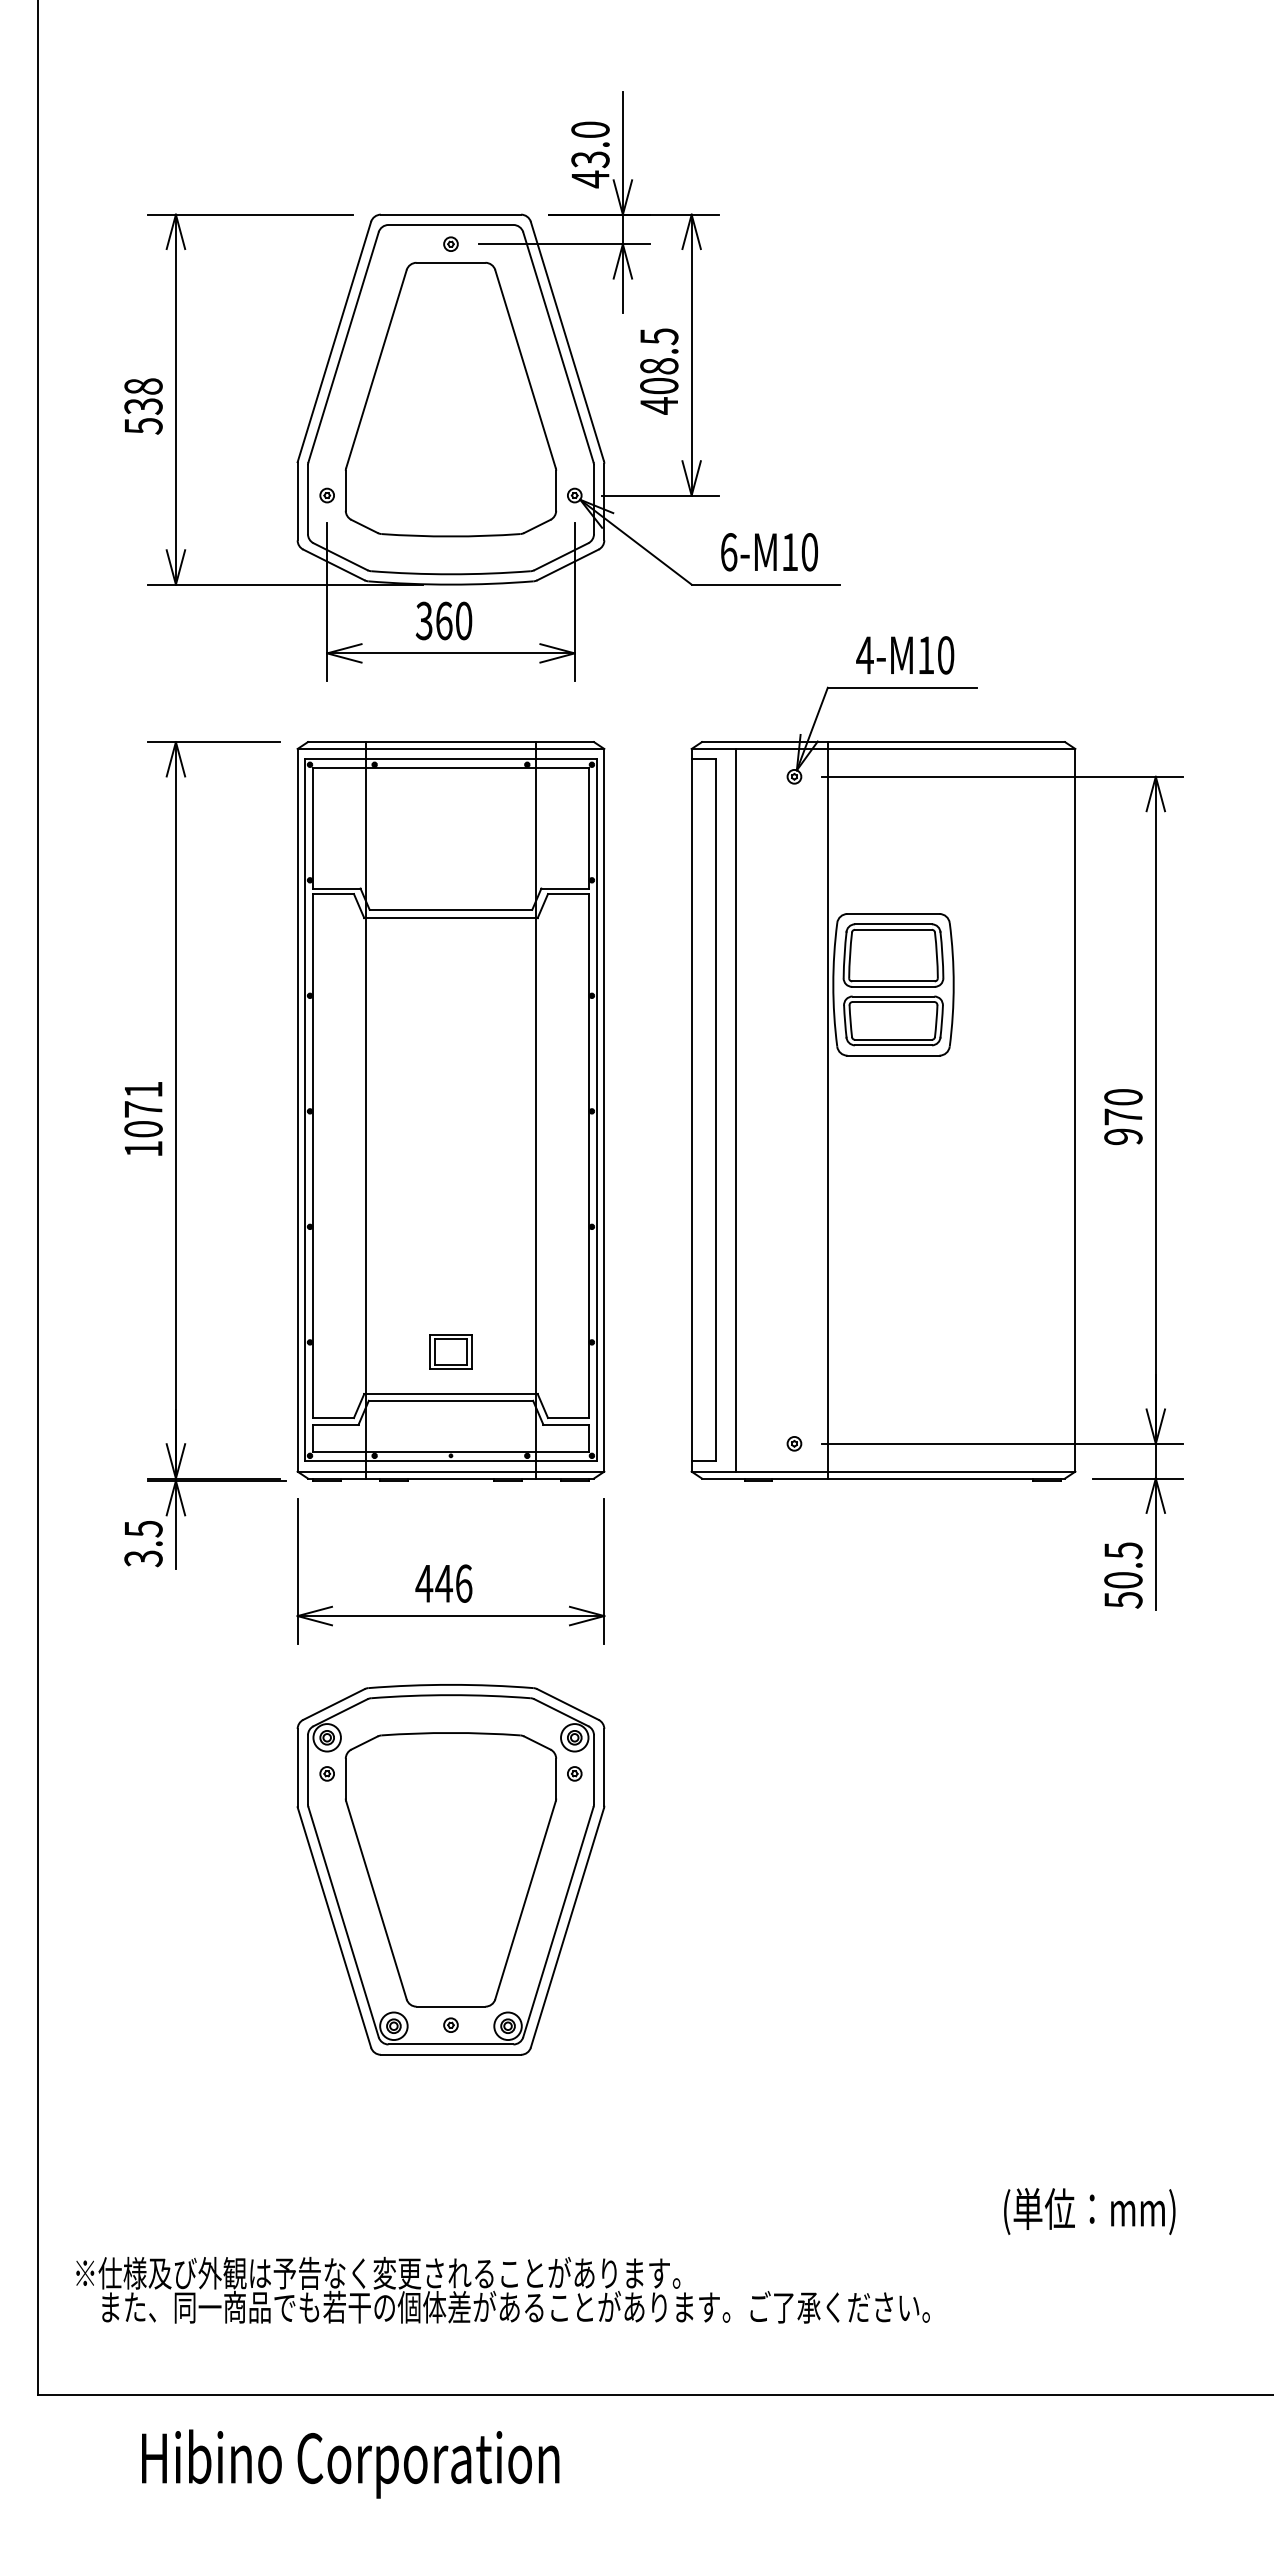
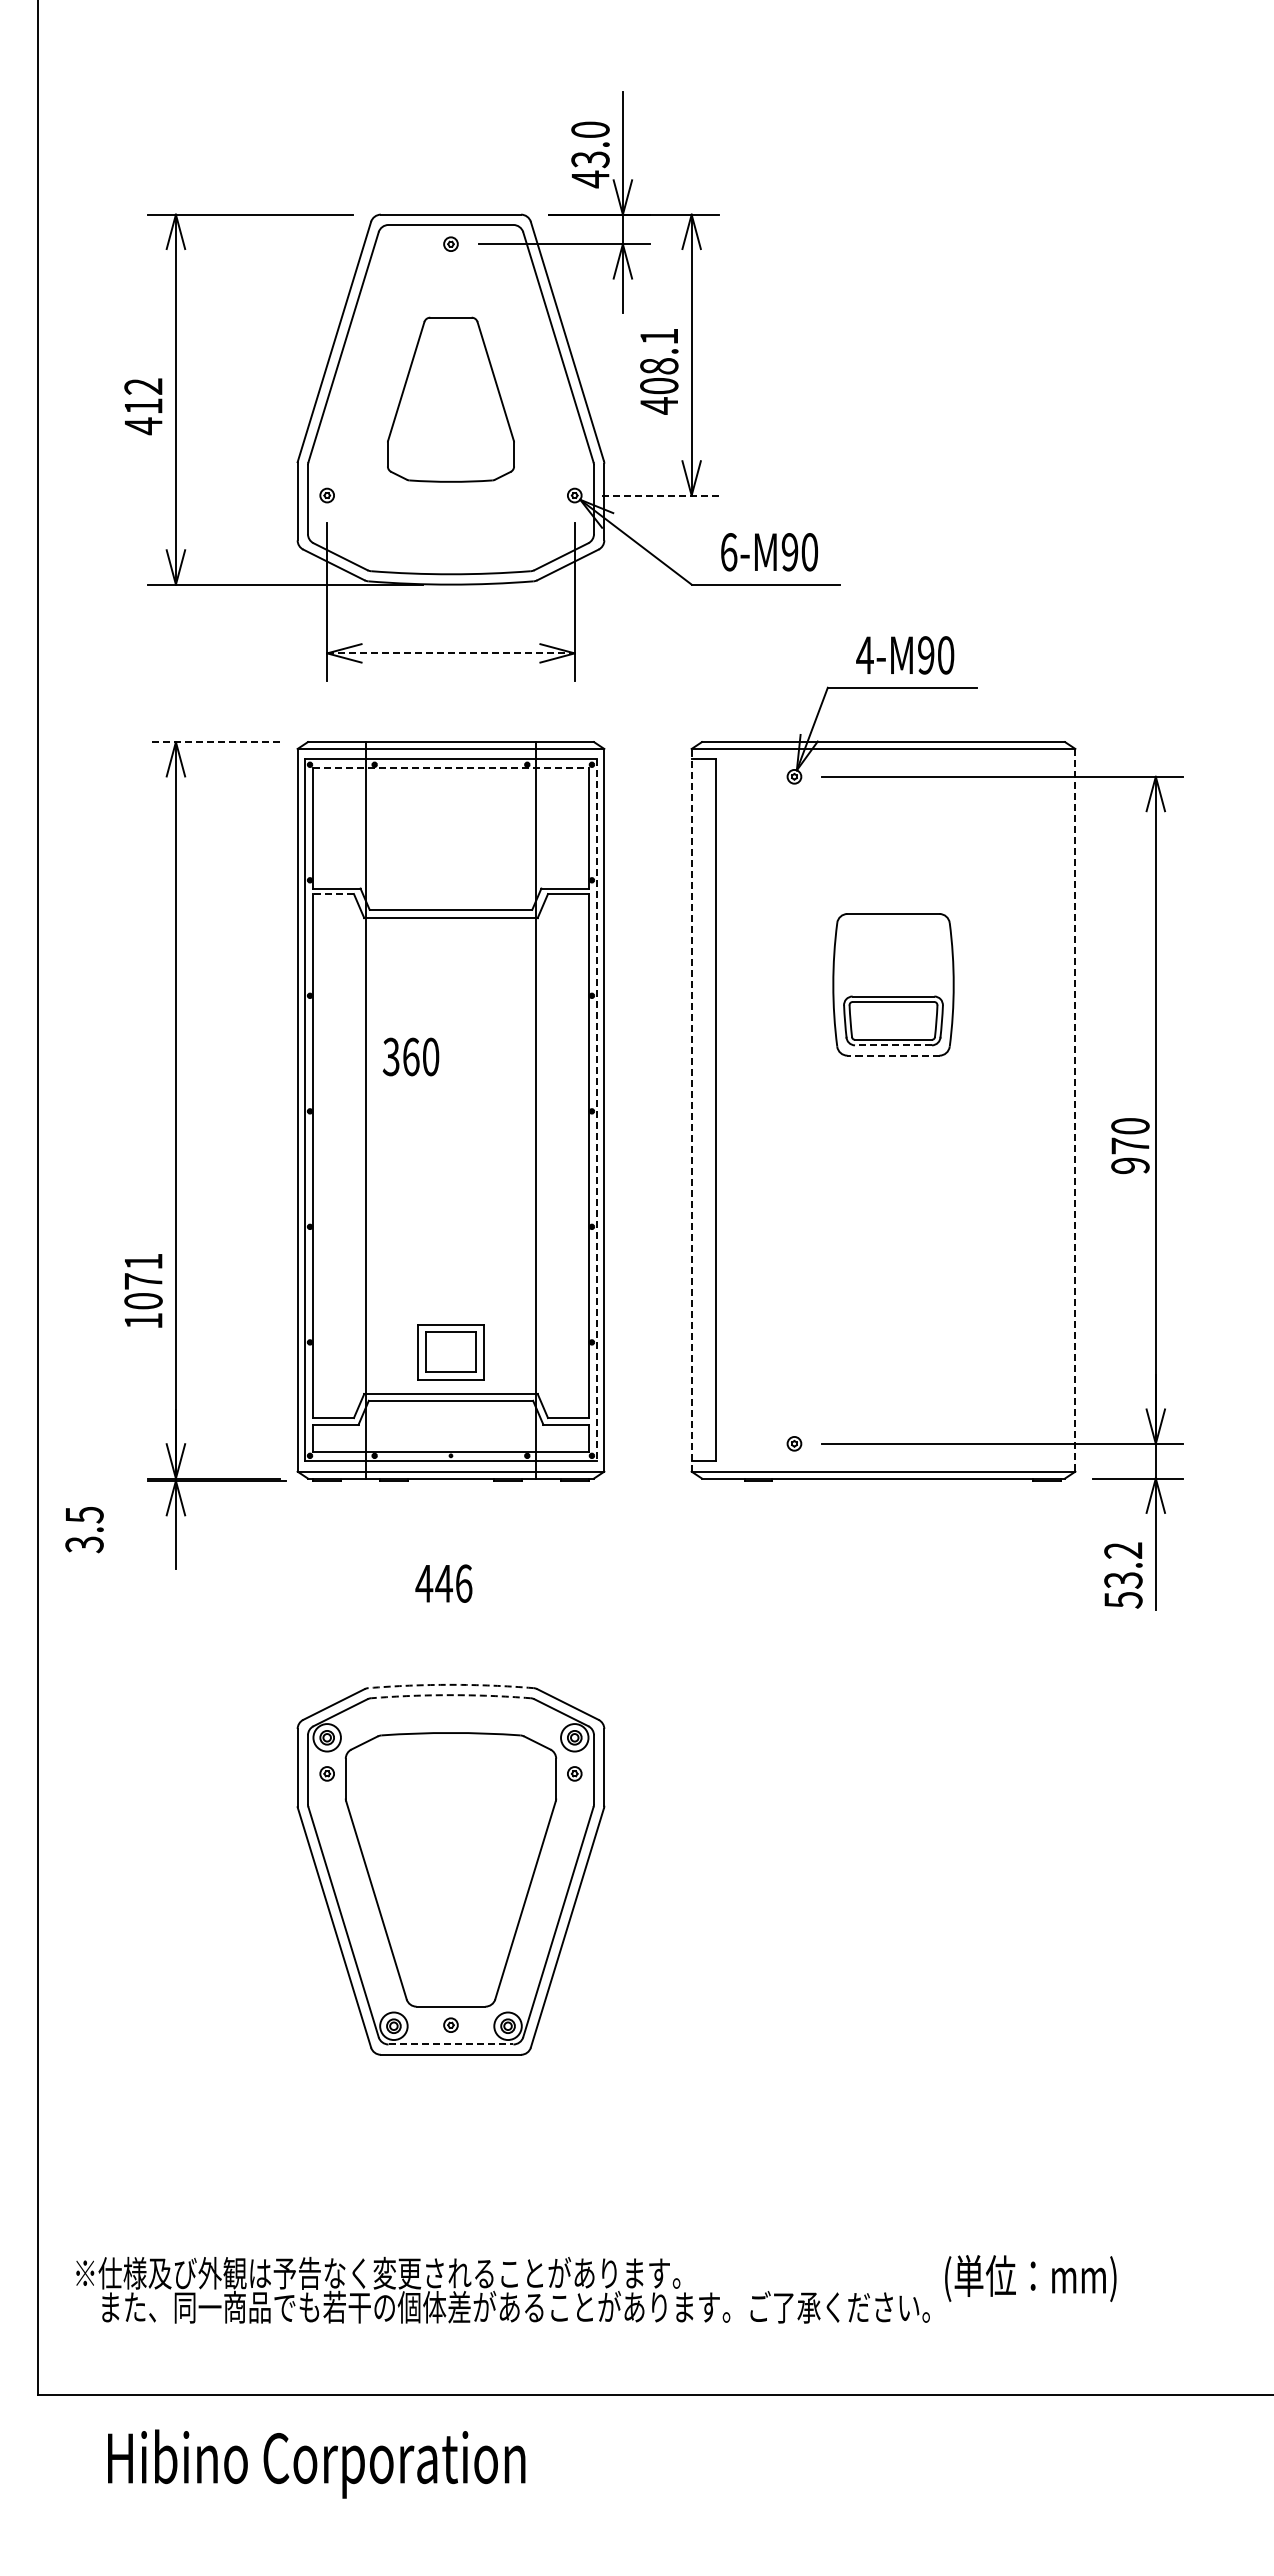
text: 408.5 -> 408.1 (659, 336)
part size: 214x276 px -> 128x167 px (450, 399)
text: 538 -> 412 (143, 406)
line: solid -> dashed (661, 495)
text: 6-M10 -> 6-M90 (789, 552)
text position: (443, 620) -> (410, 1056) (410, 1056)
line: solid -> dashed (450, 653)
text: 4-M10 -> 4-M90 (926, 655)
line: solid -> dashed (213, 742)
line: solid -> dashed (450, 768)
line: solid -> dashed (333, 894)
part: present -> none (893, 955)
line: solid -> dashed (892, 1045)
line: solid -> dashed (892, 1055)
line: solid -> dashed (691, 1109)
line: present -> none (736, 1109)
line: solid -> dashed (597, 1110)
line: present -> none (827, 1110)
line: solid -> dashed (1075, 1110)
text position: (1123, 1117) -> (1130, 1146) (1130, 1146)
text position: (143, 1118) -> (143, 1290) (143, 1290)
part size: 44x36 px -> 68x57 px (450, 1352)
text position: (143, 1544) -> (84, 1530) (84, 1530)
text: 50.5 -> 53.2 (1123, 1565)
part: present -> none (450, 1615)
arc: solid -> dashed (450, 1684)
arc: solid -> dashed (450, 1695)
line: solid -> dashed (451, 2044)
text position: (1089, 2211) -> (1030, 2278) (1030, 2278)
text position: (350, 2463) -> (316, 2463) (316, 2463)
